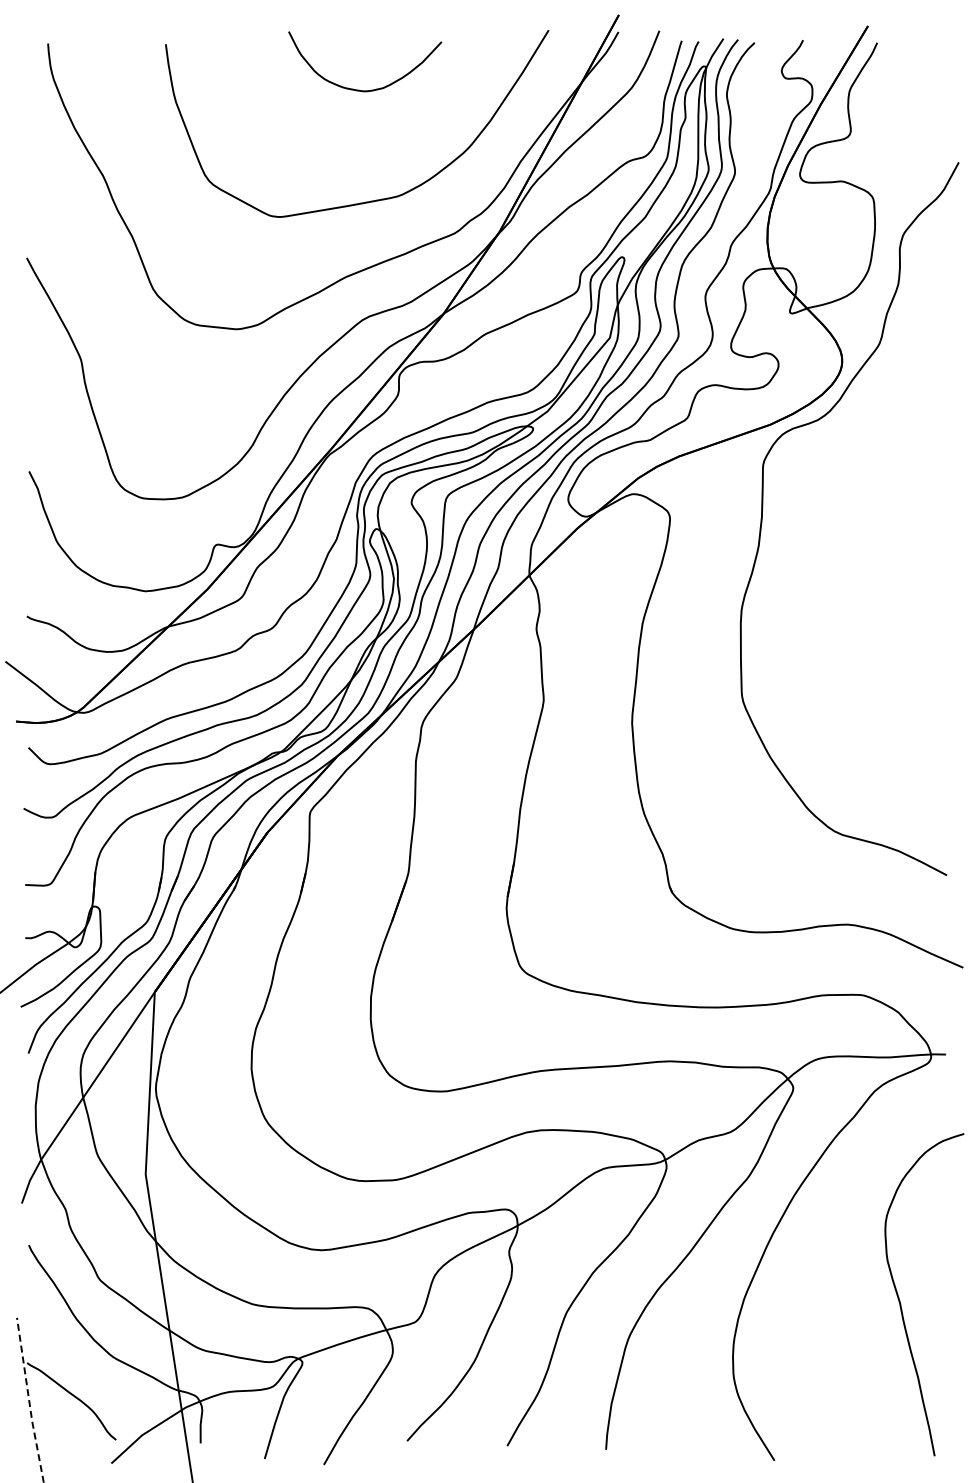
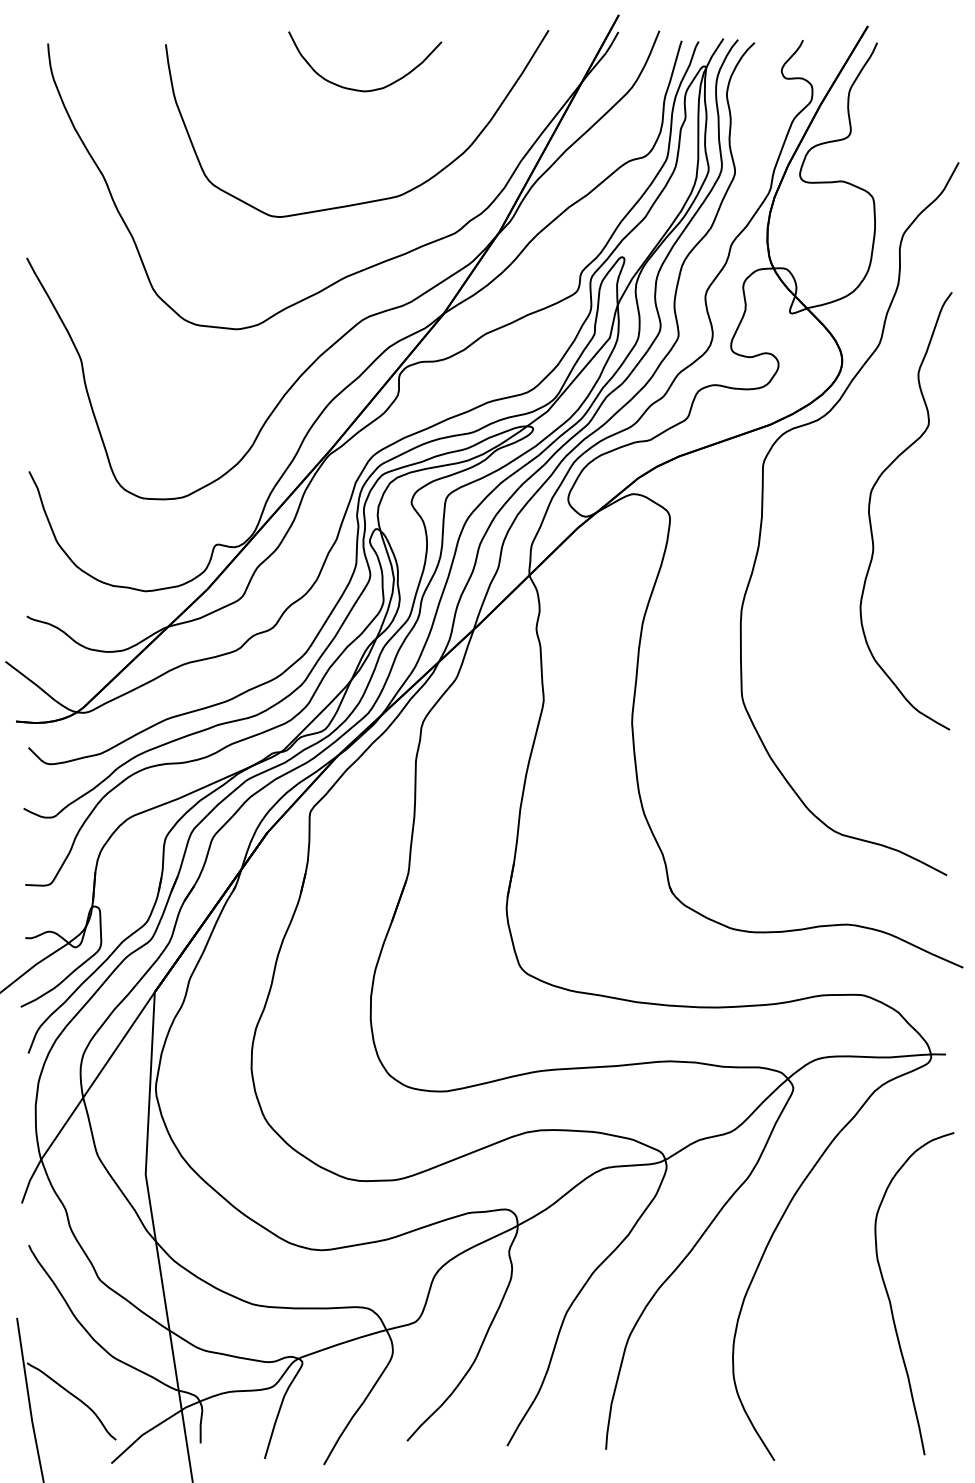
curve: none -> present (870, 514)
curve position: (900, 1300) -> (890, 1299) (890, 1299)
line: dashed -> solid (29, 1400)
